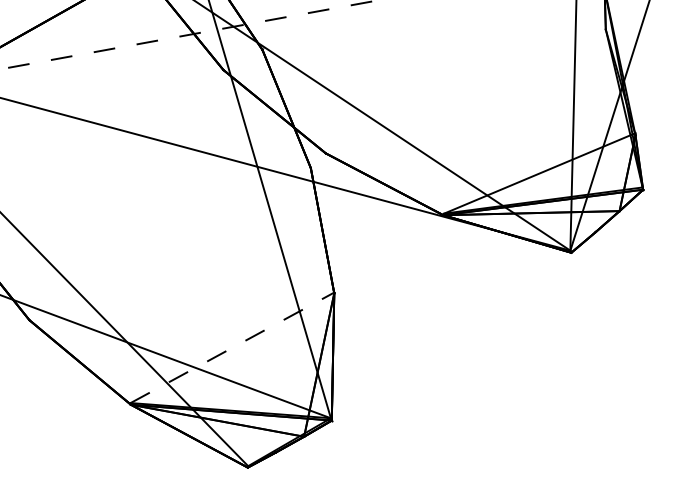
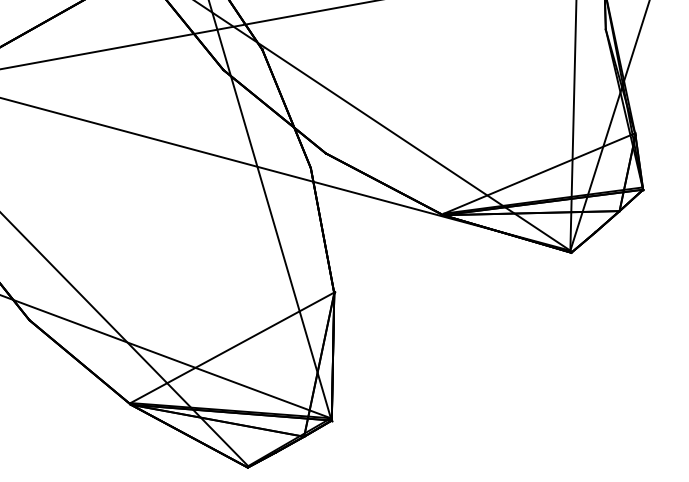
line: dashed -> solid (190, 34)
line: dashed -> solid (233, 347)
